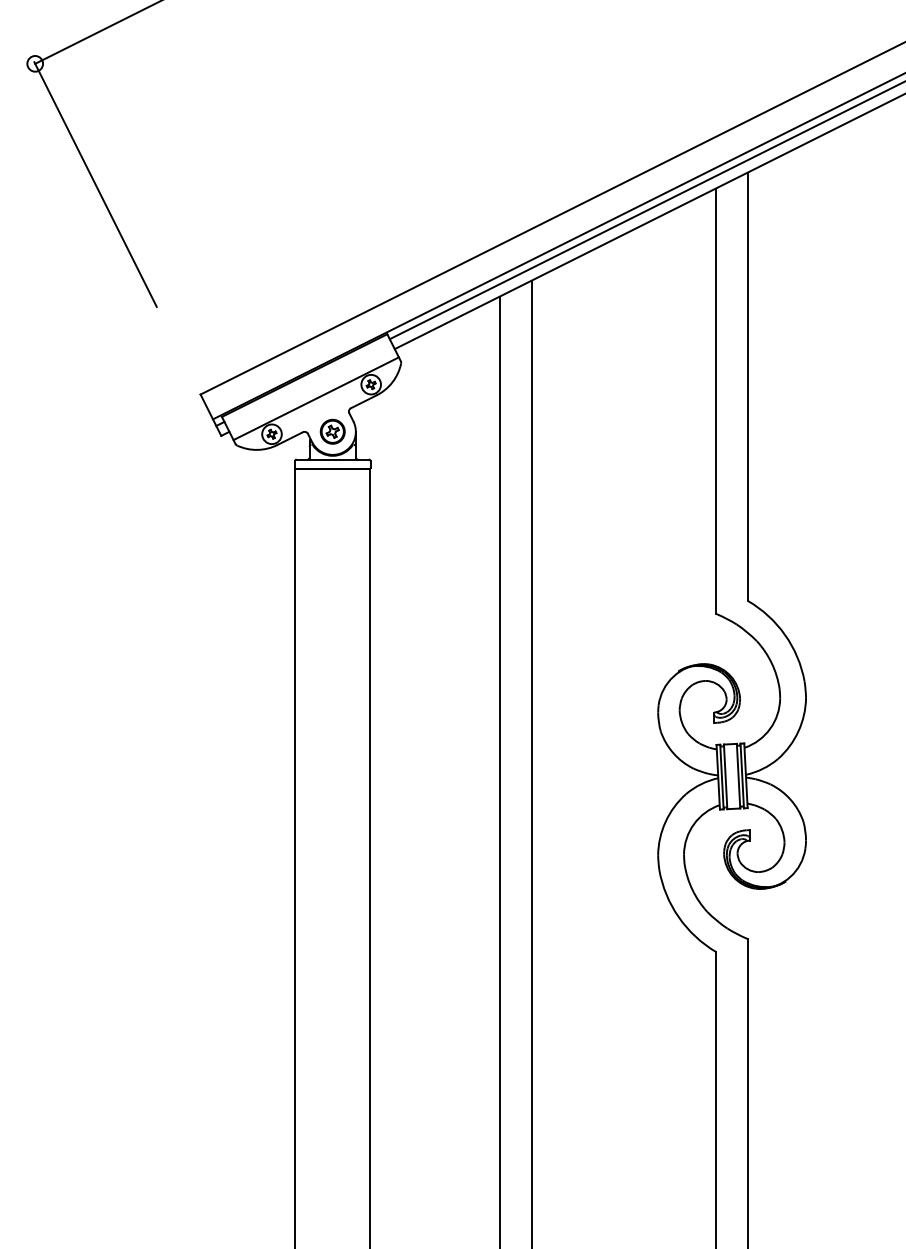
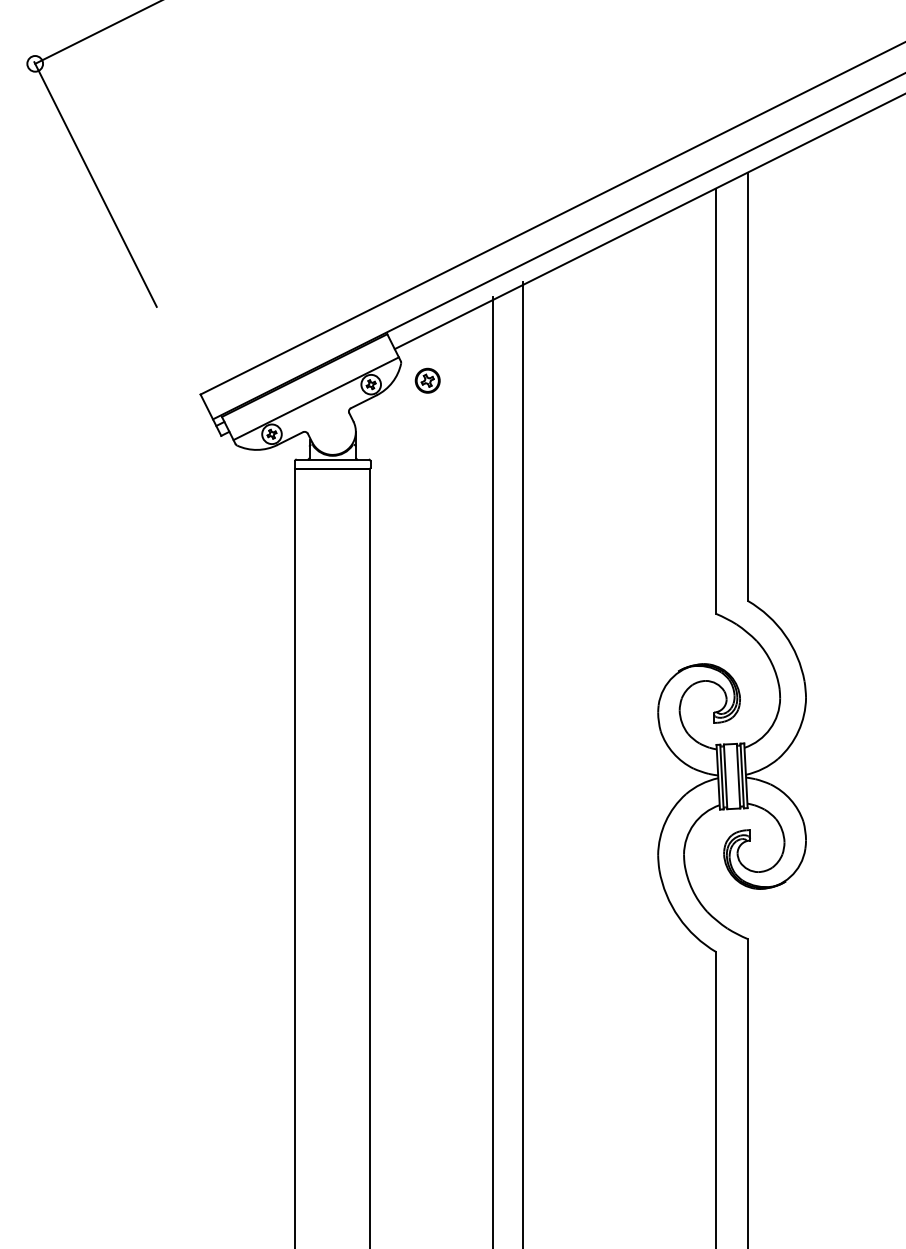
line: present -> none (645, 210)
part position: (332, 431) -> (427, 380) (427, 380)
line position: (531, 763) -> (522, 763) (522, 763)
line position: (500, 771) -> (493, 771) (493, 771)
